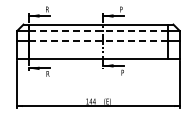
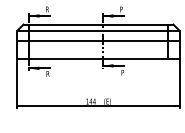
line: dashed -> solid (98, 30)
line: dashed -> solid (98, 41)
